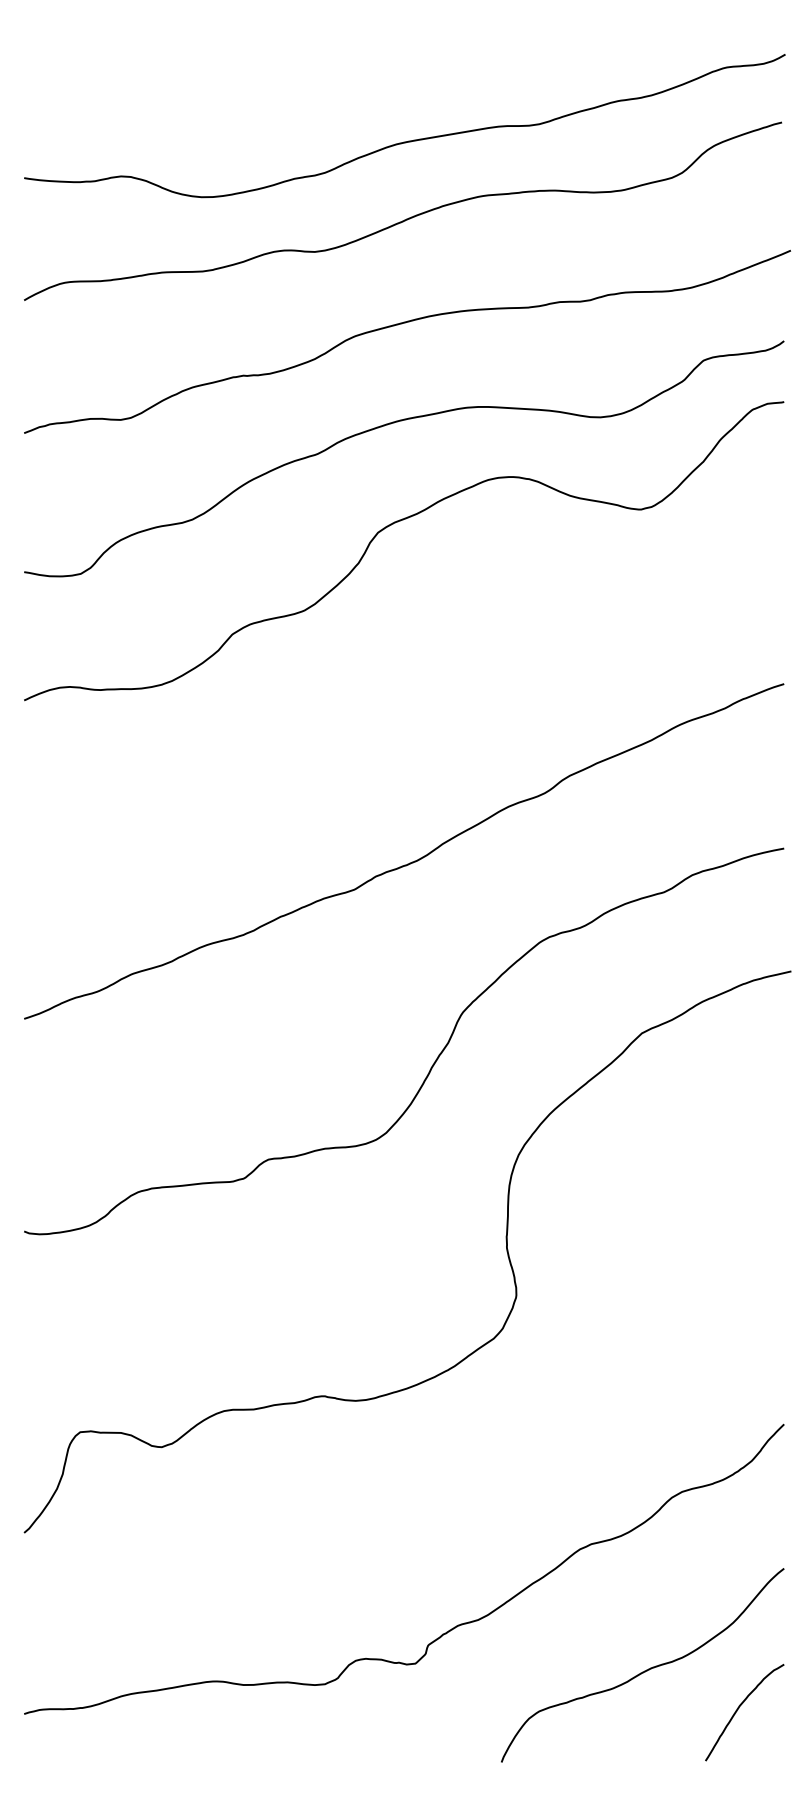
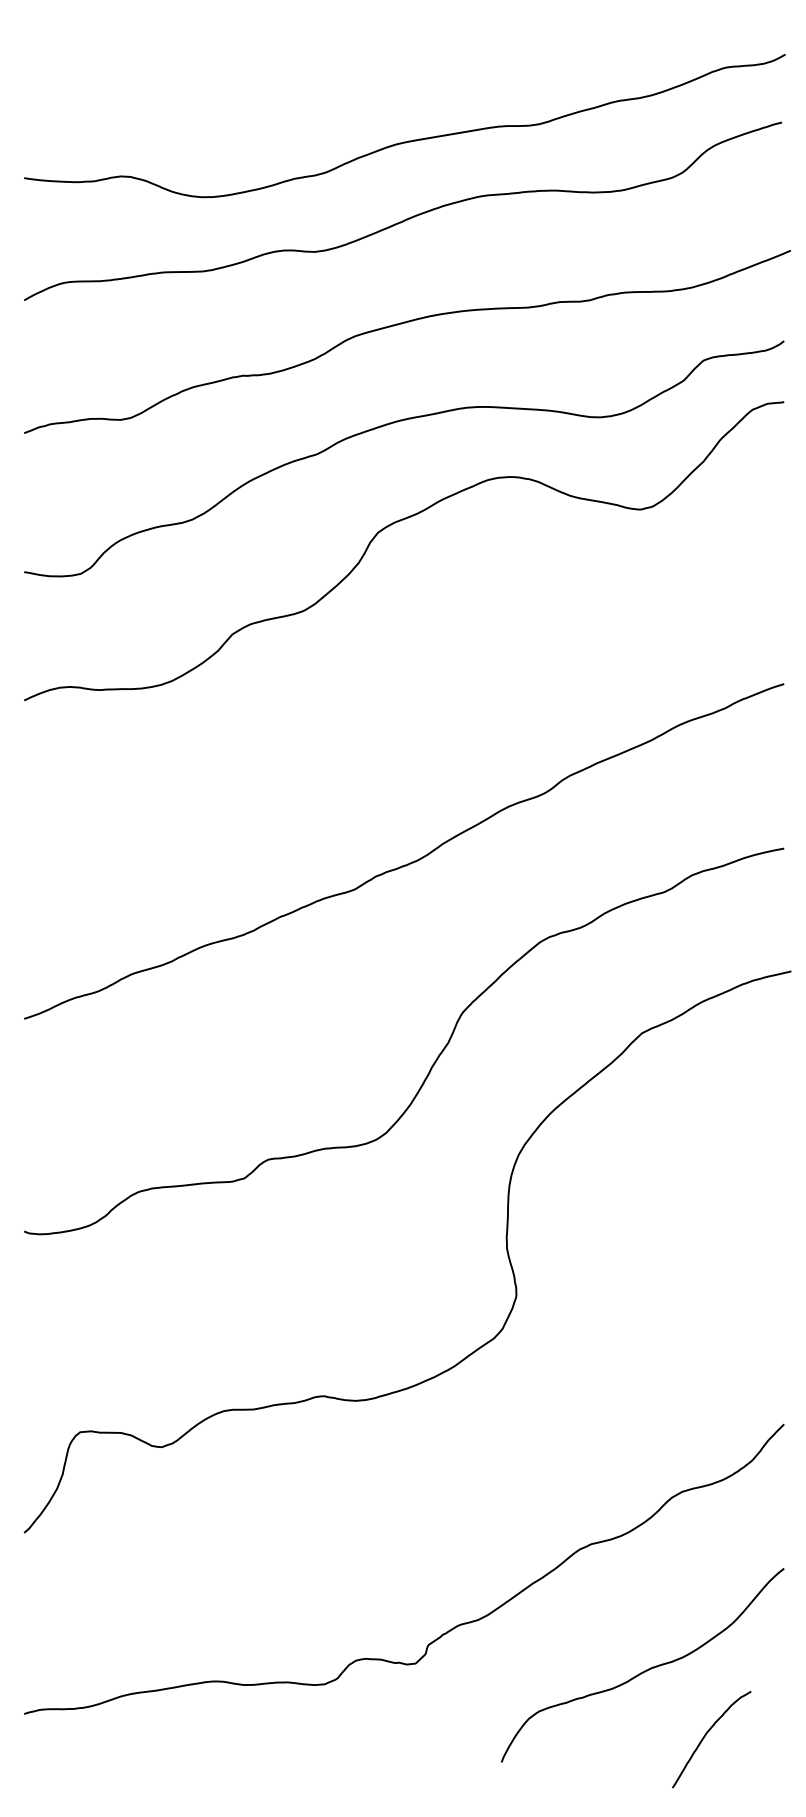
curve position: (739, 1708) -> (706, 1735) (706, 1735)
